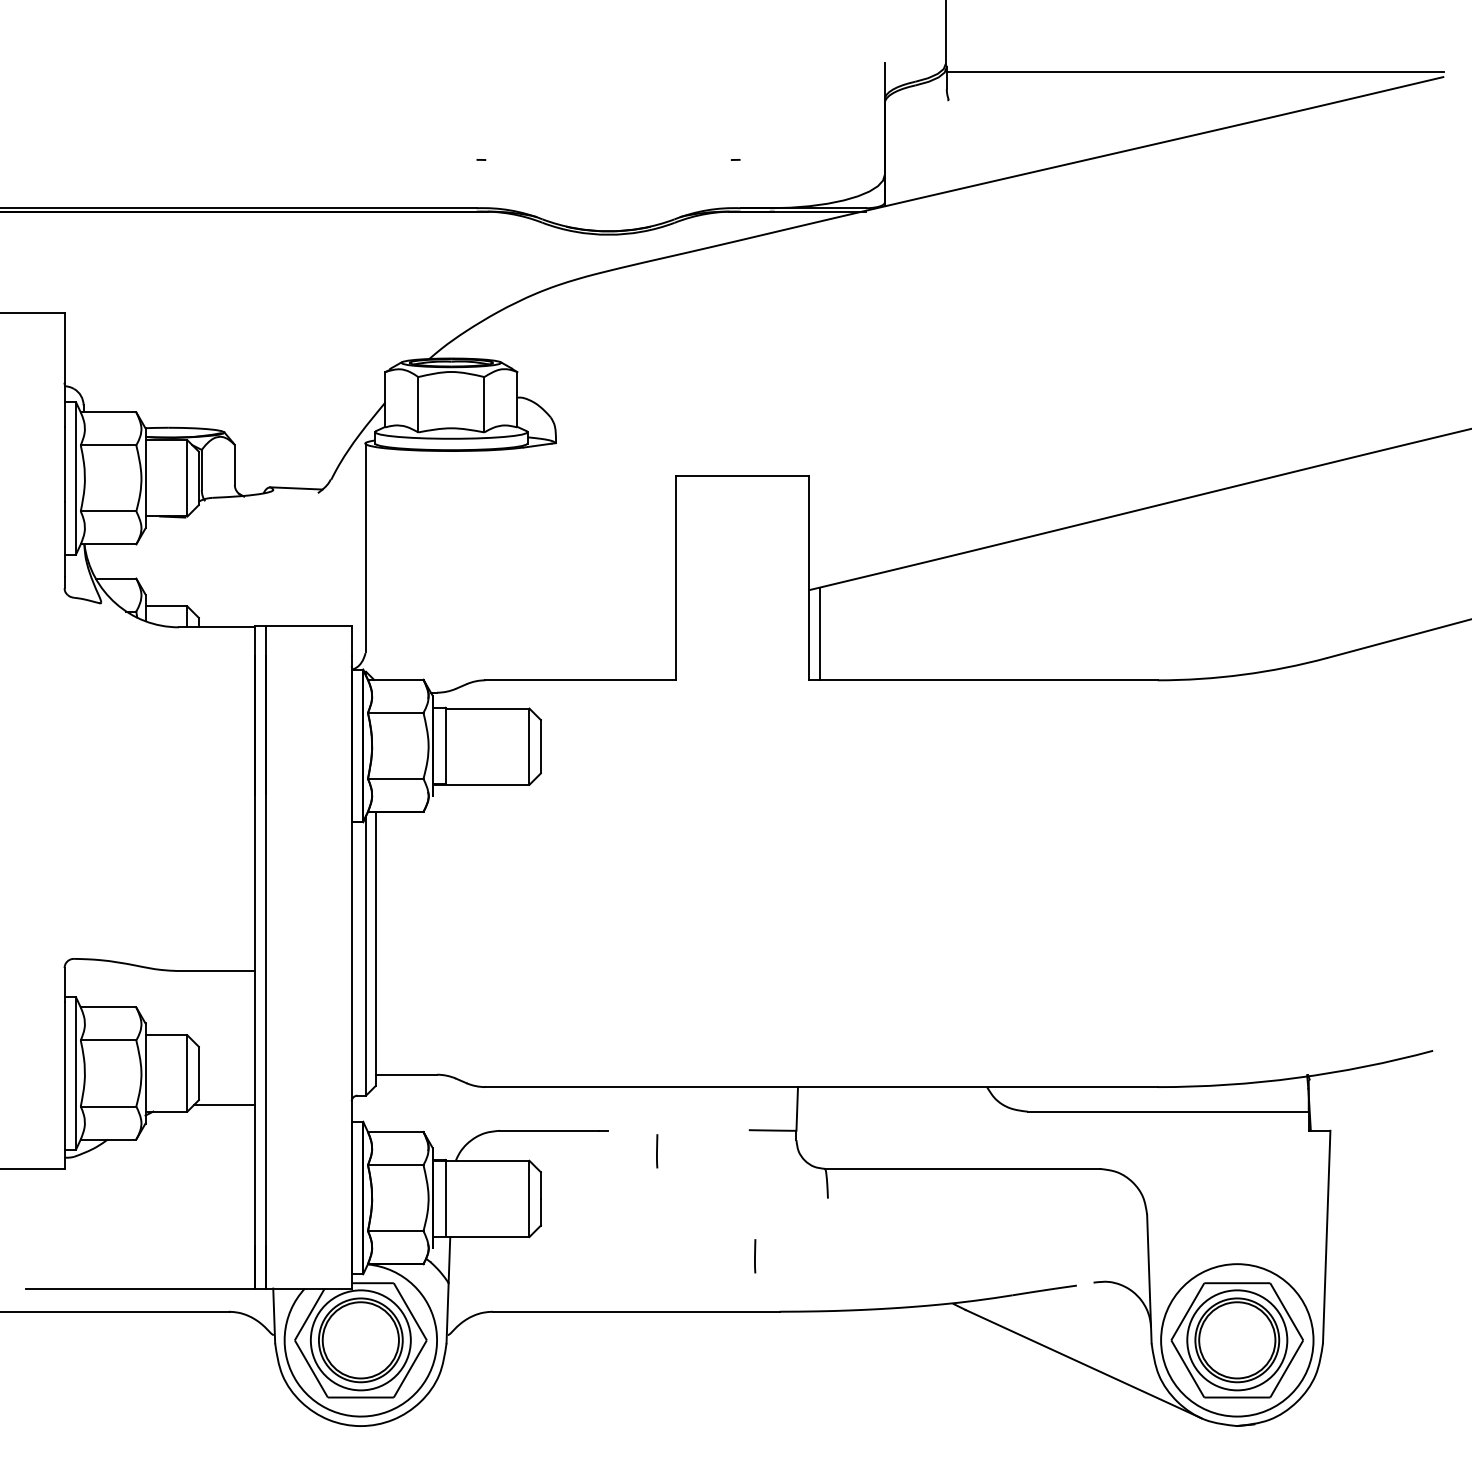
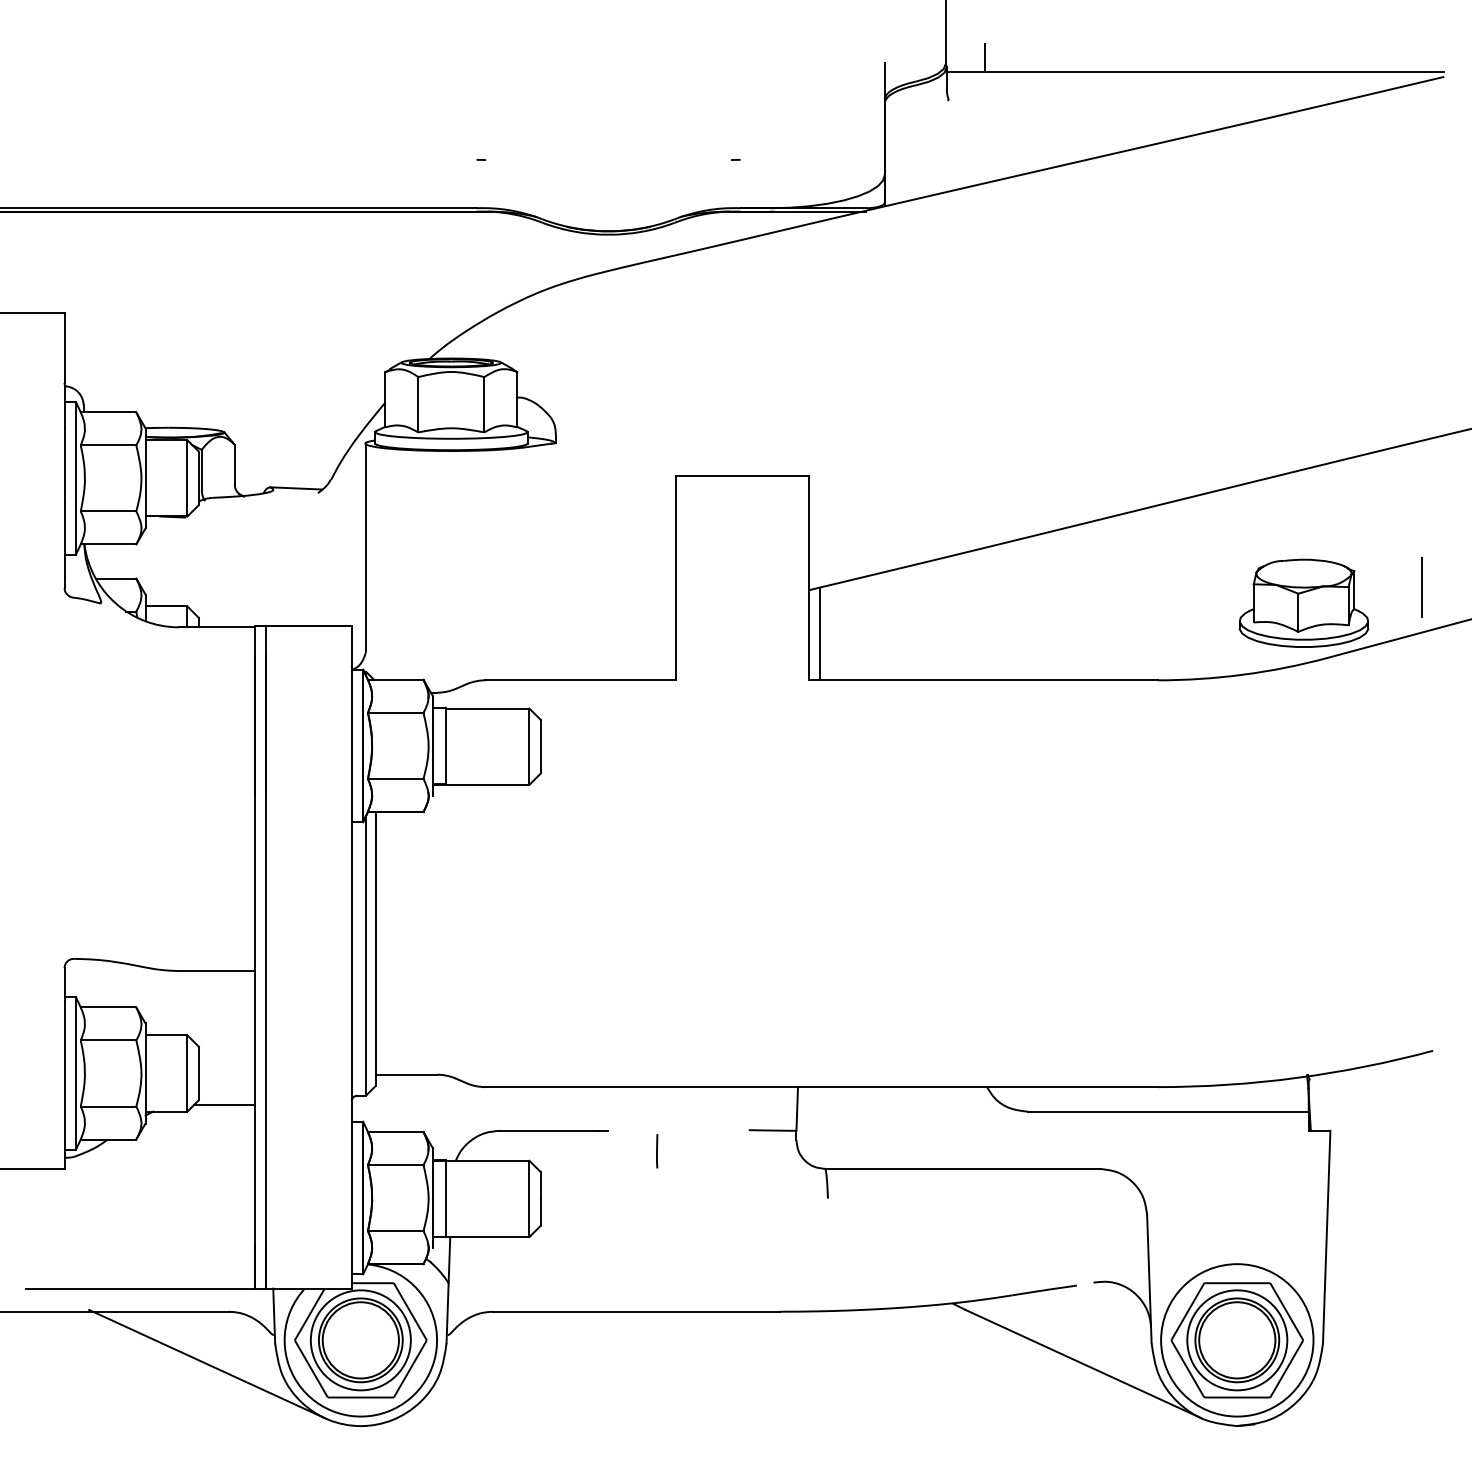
line: none -> present (985, 57)
line: none -> present (1421, 586)
part: none -> present (1303, 602)
line: present -> none (755, 1256)
line: none -> present (207, 1363)
